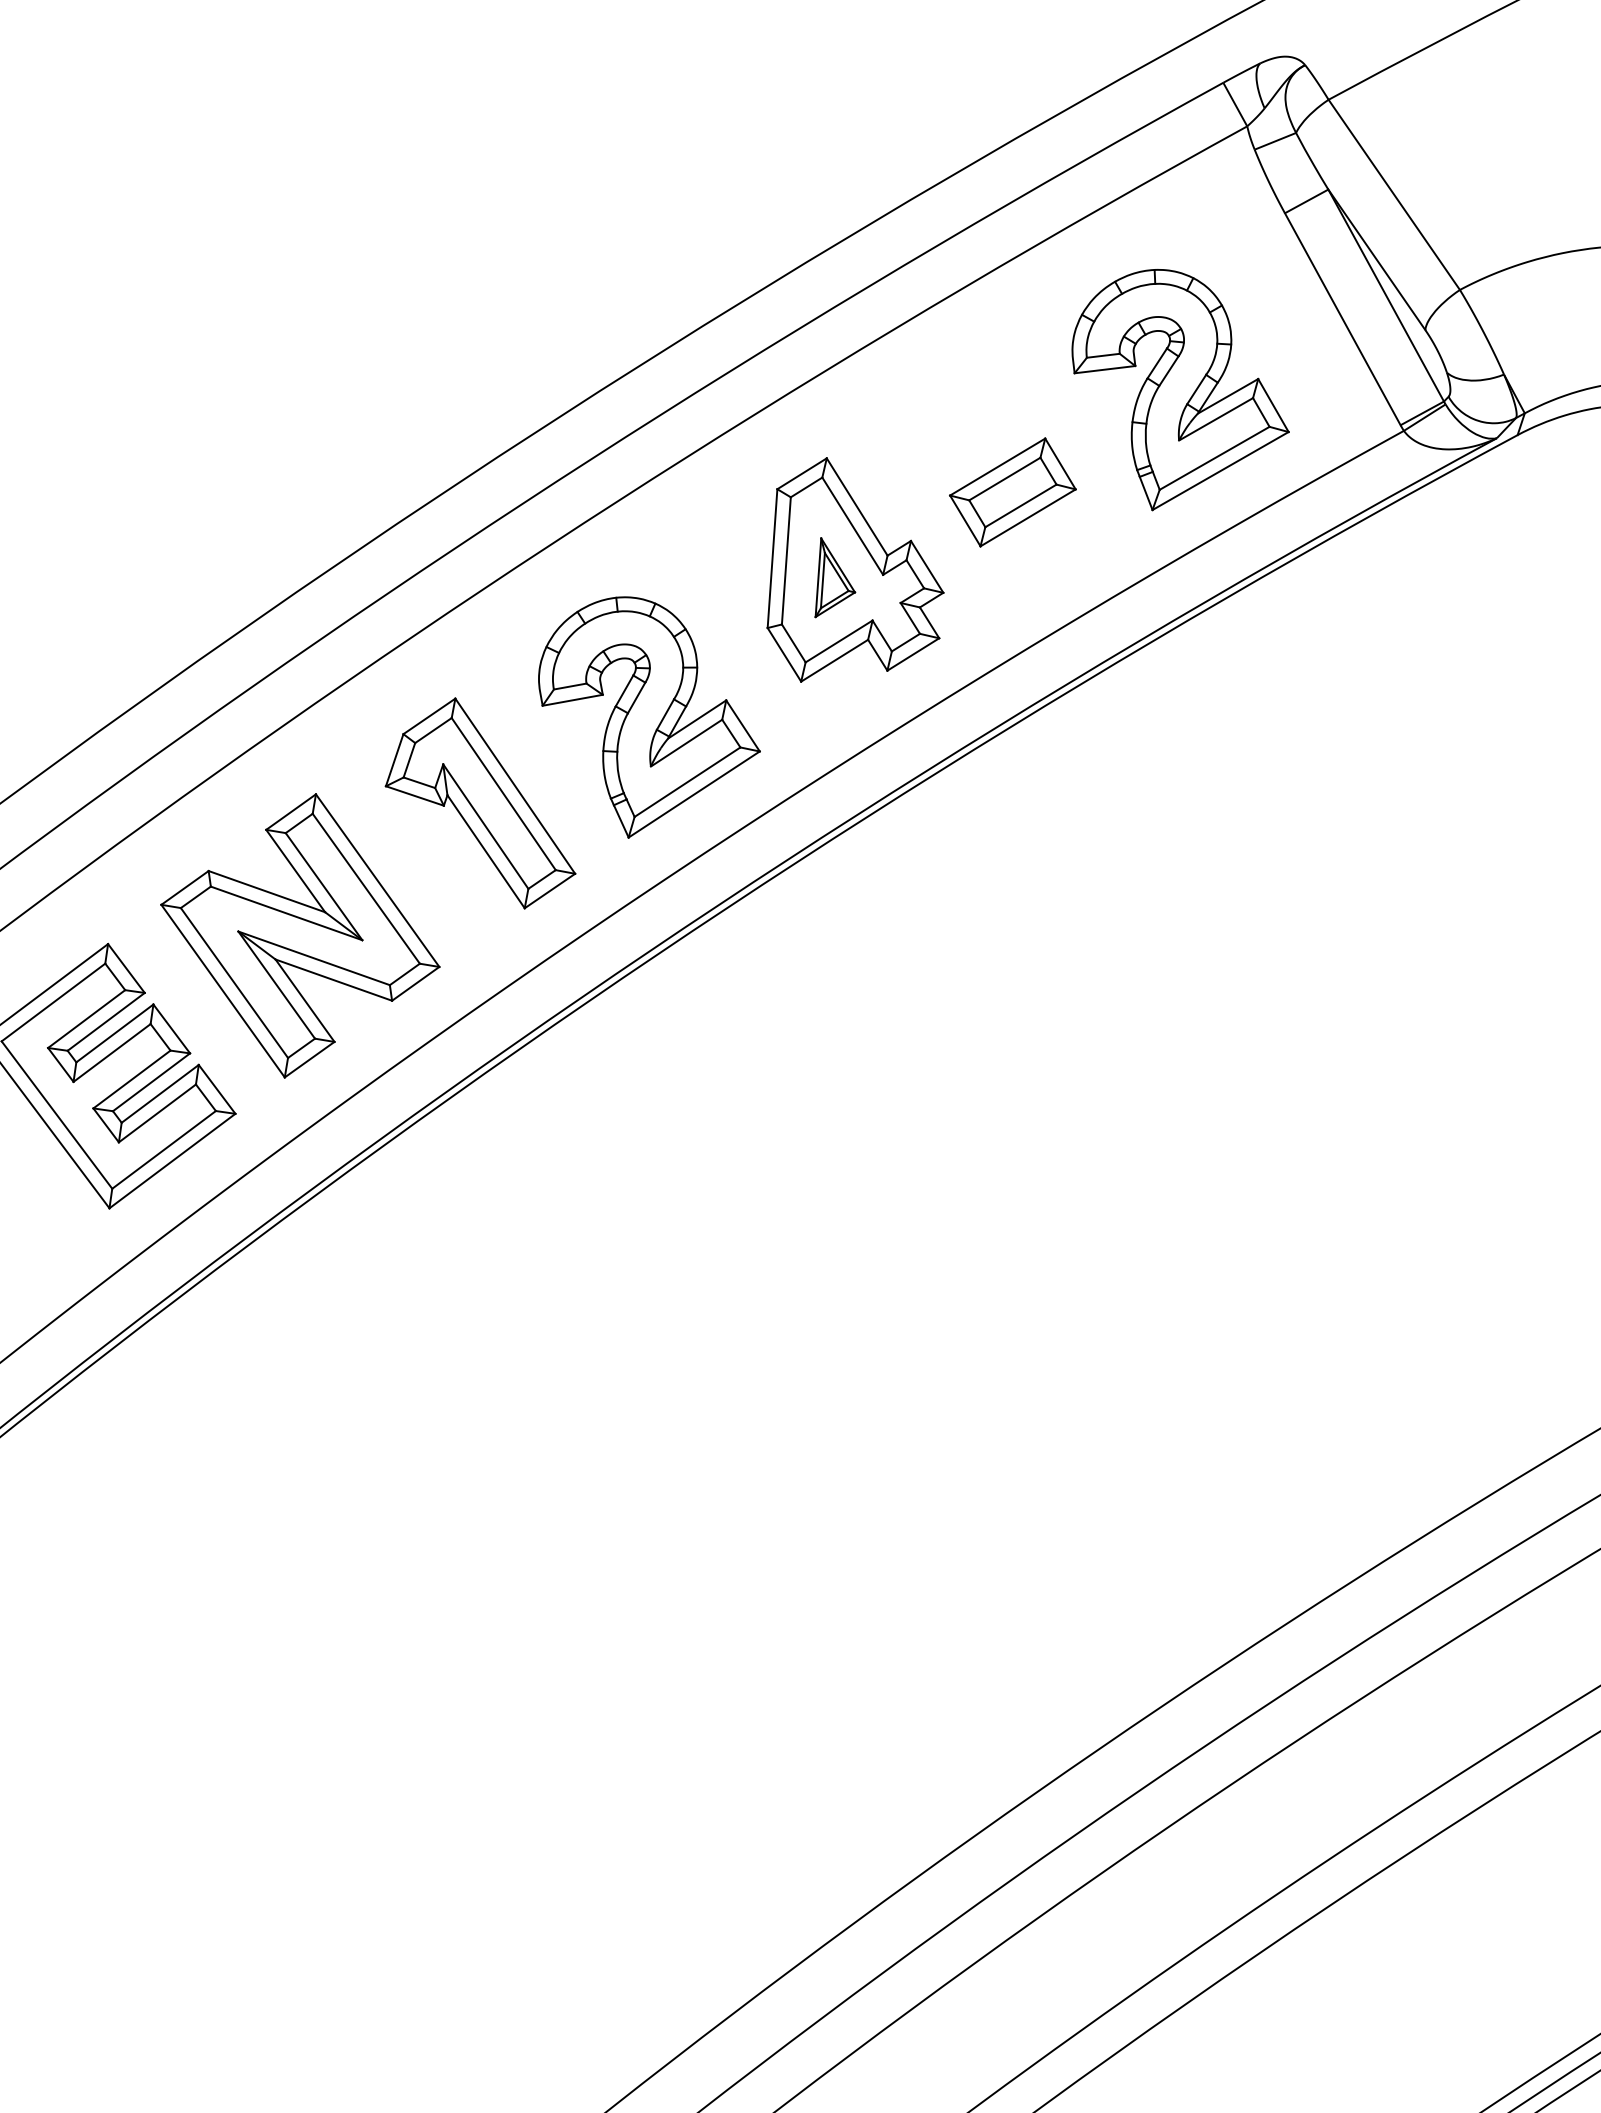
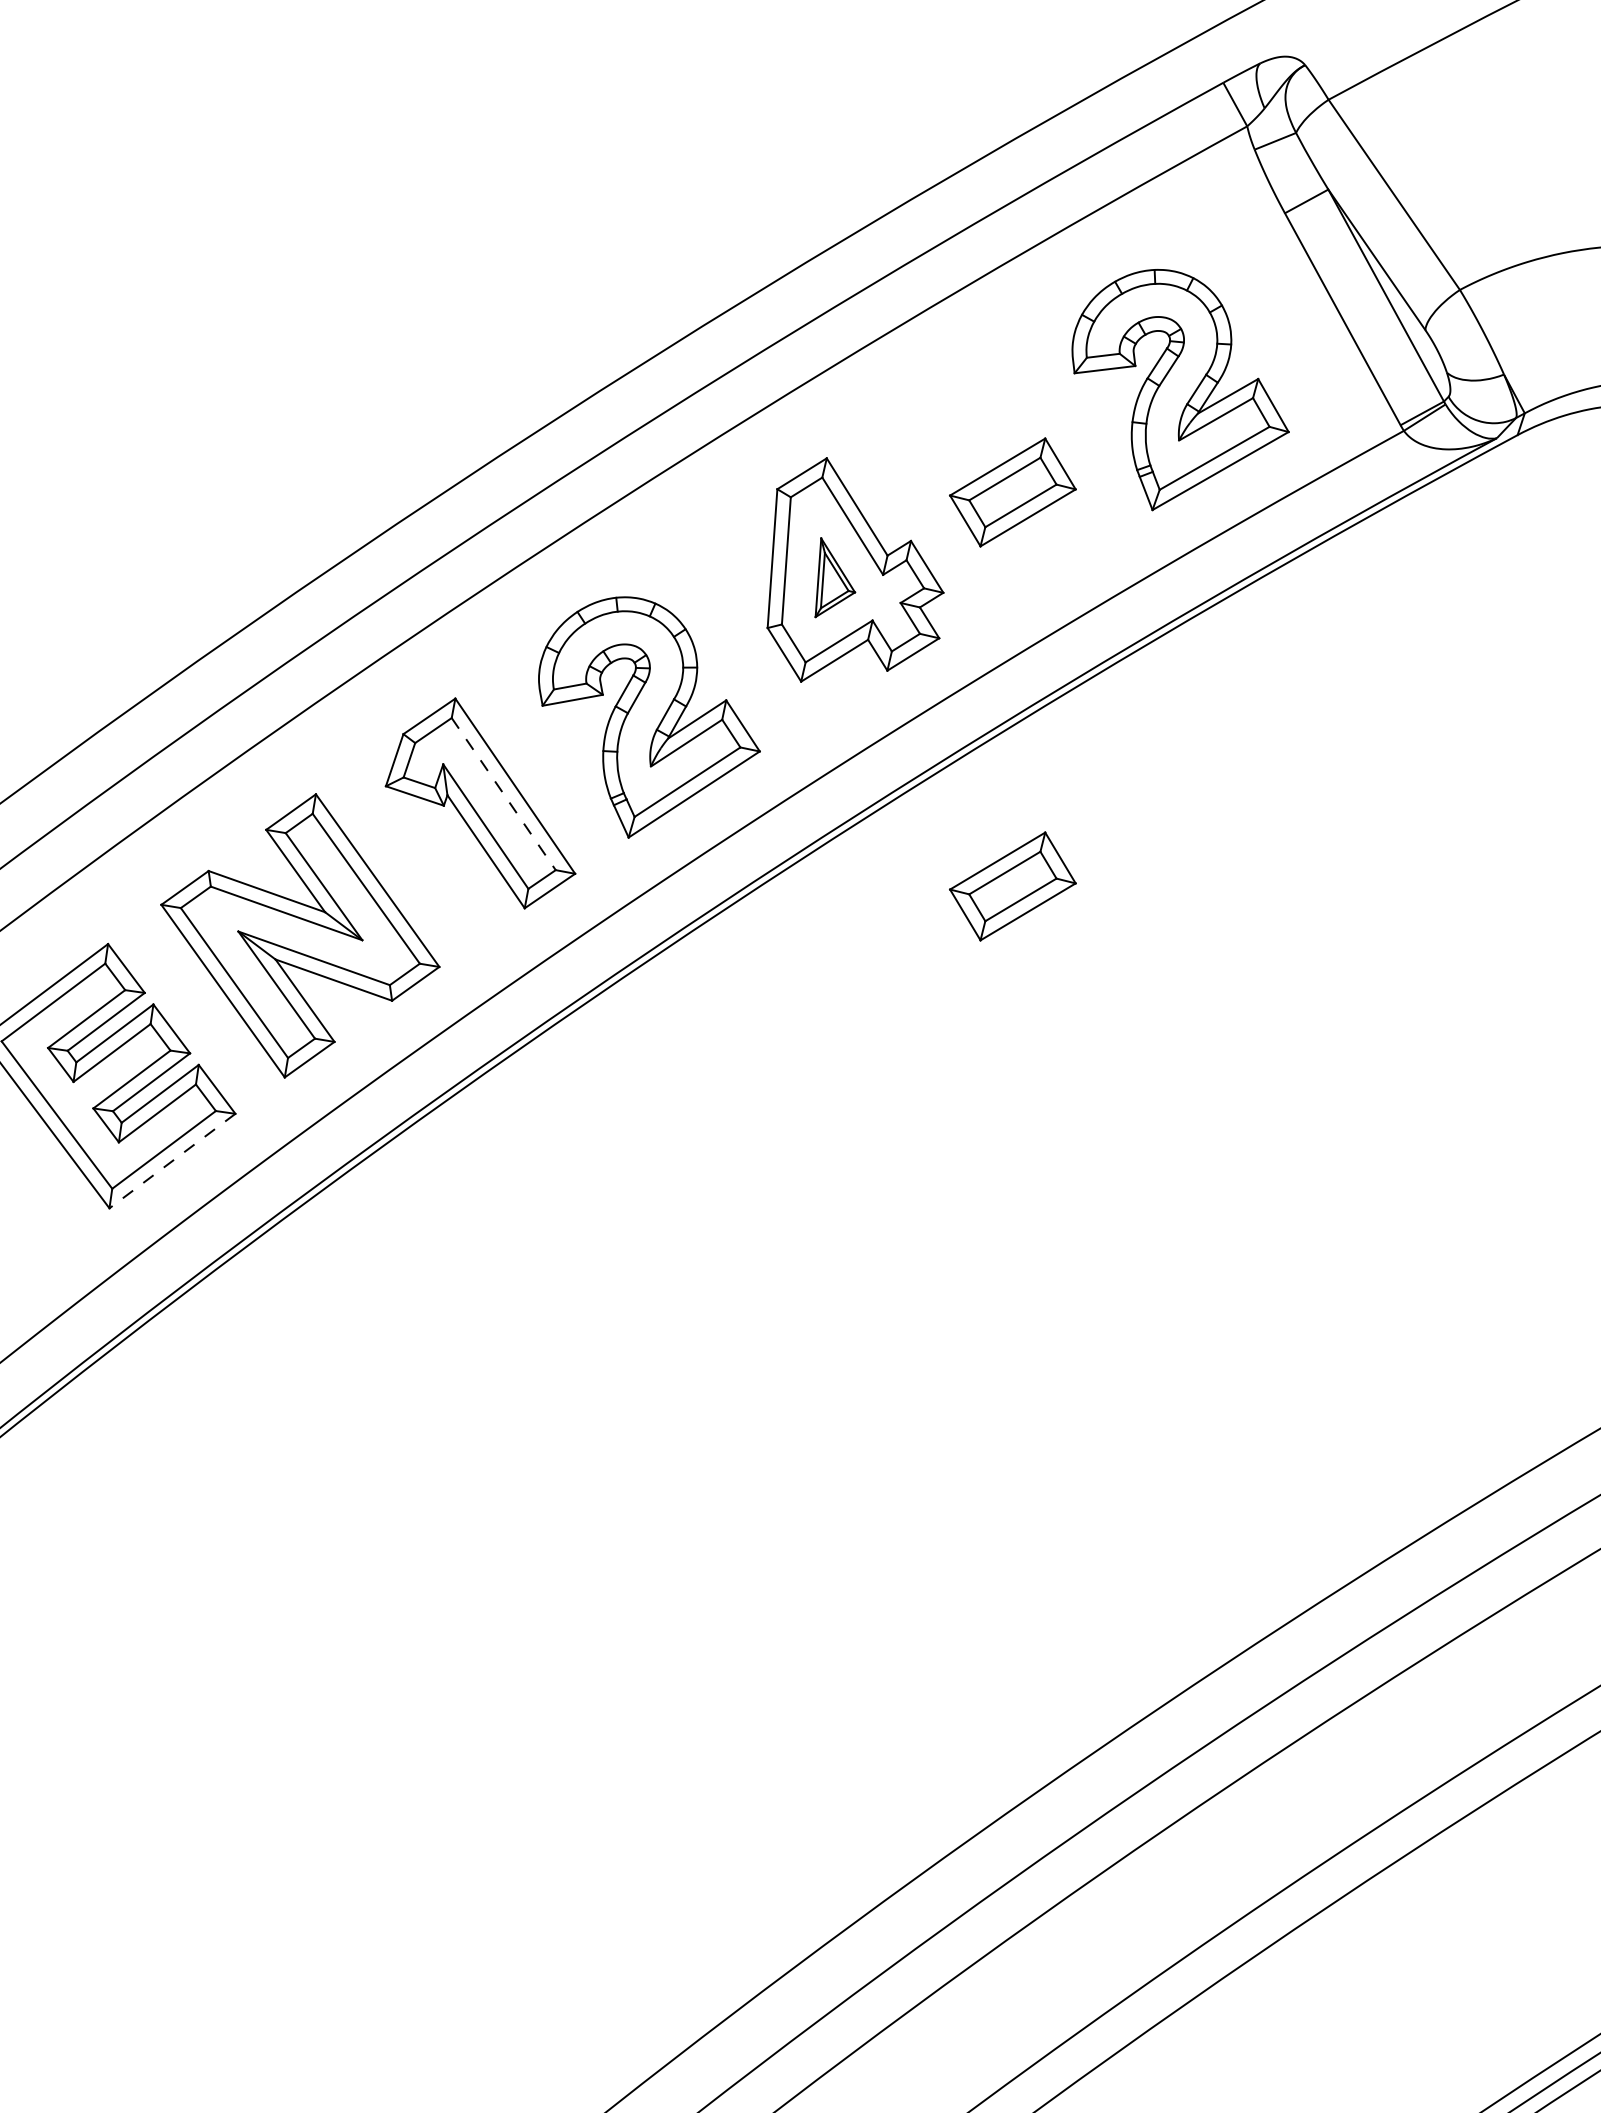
line: solid -> dashed (504, 794)
part: none -> present (1012, 886)
line: solid -> dashed (172, 1161)
